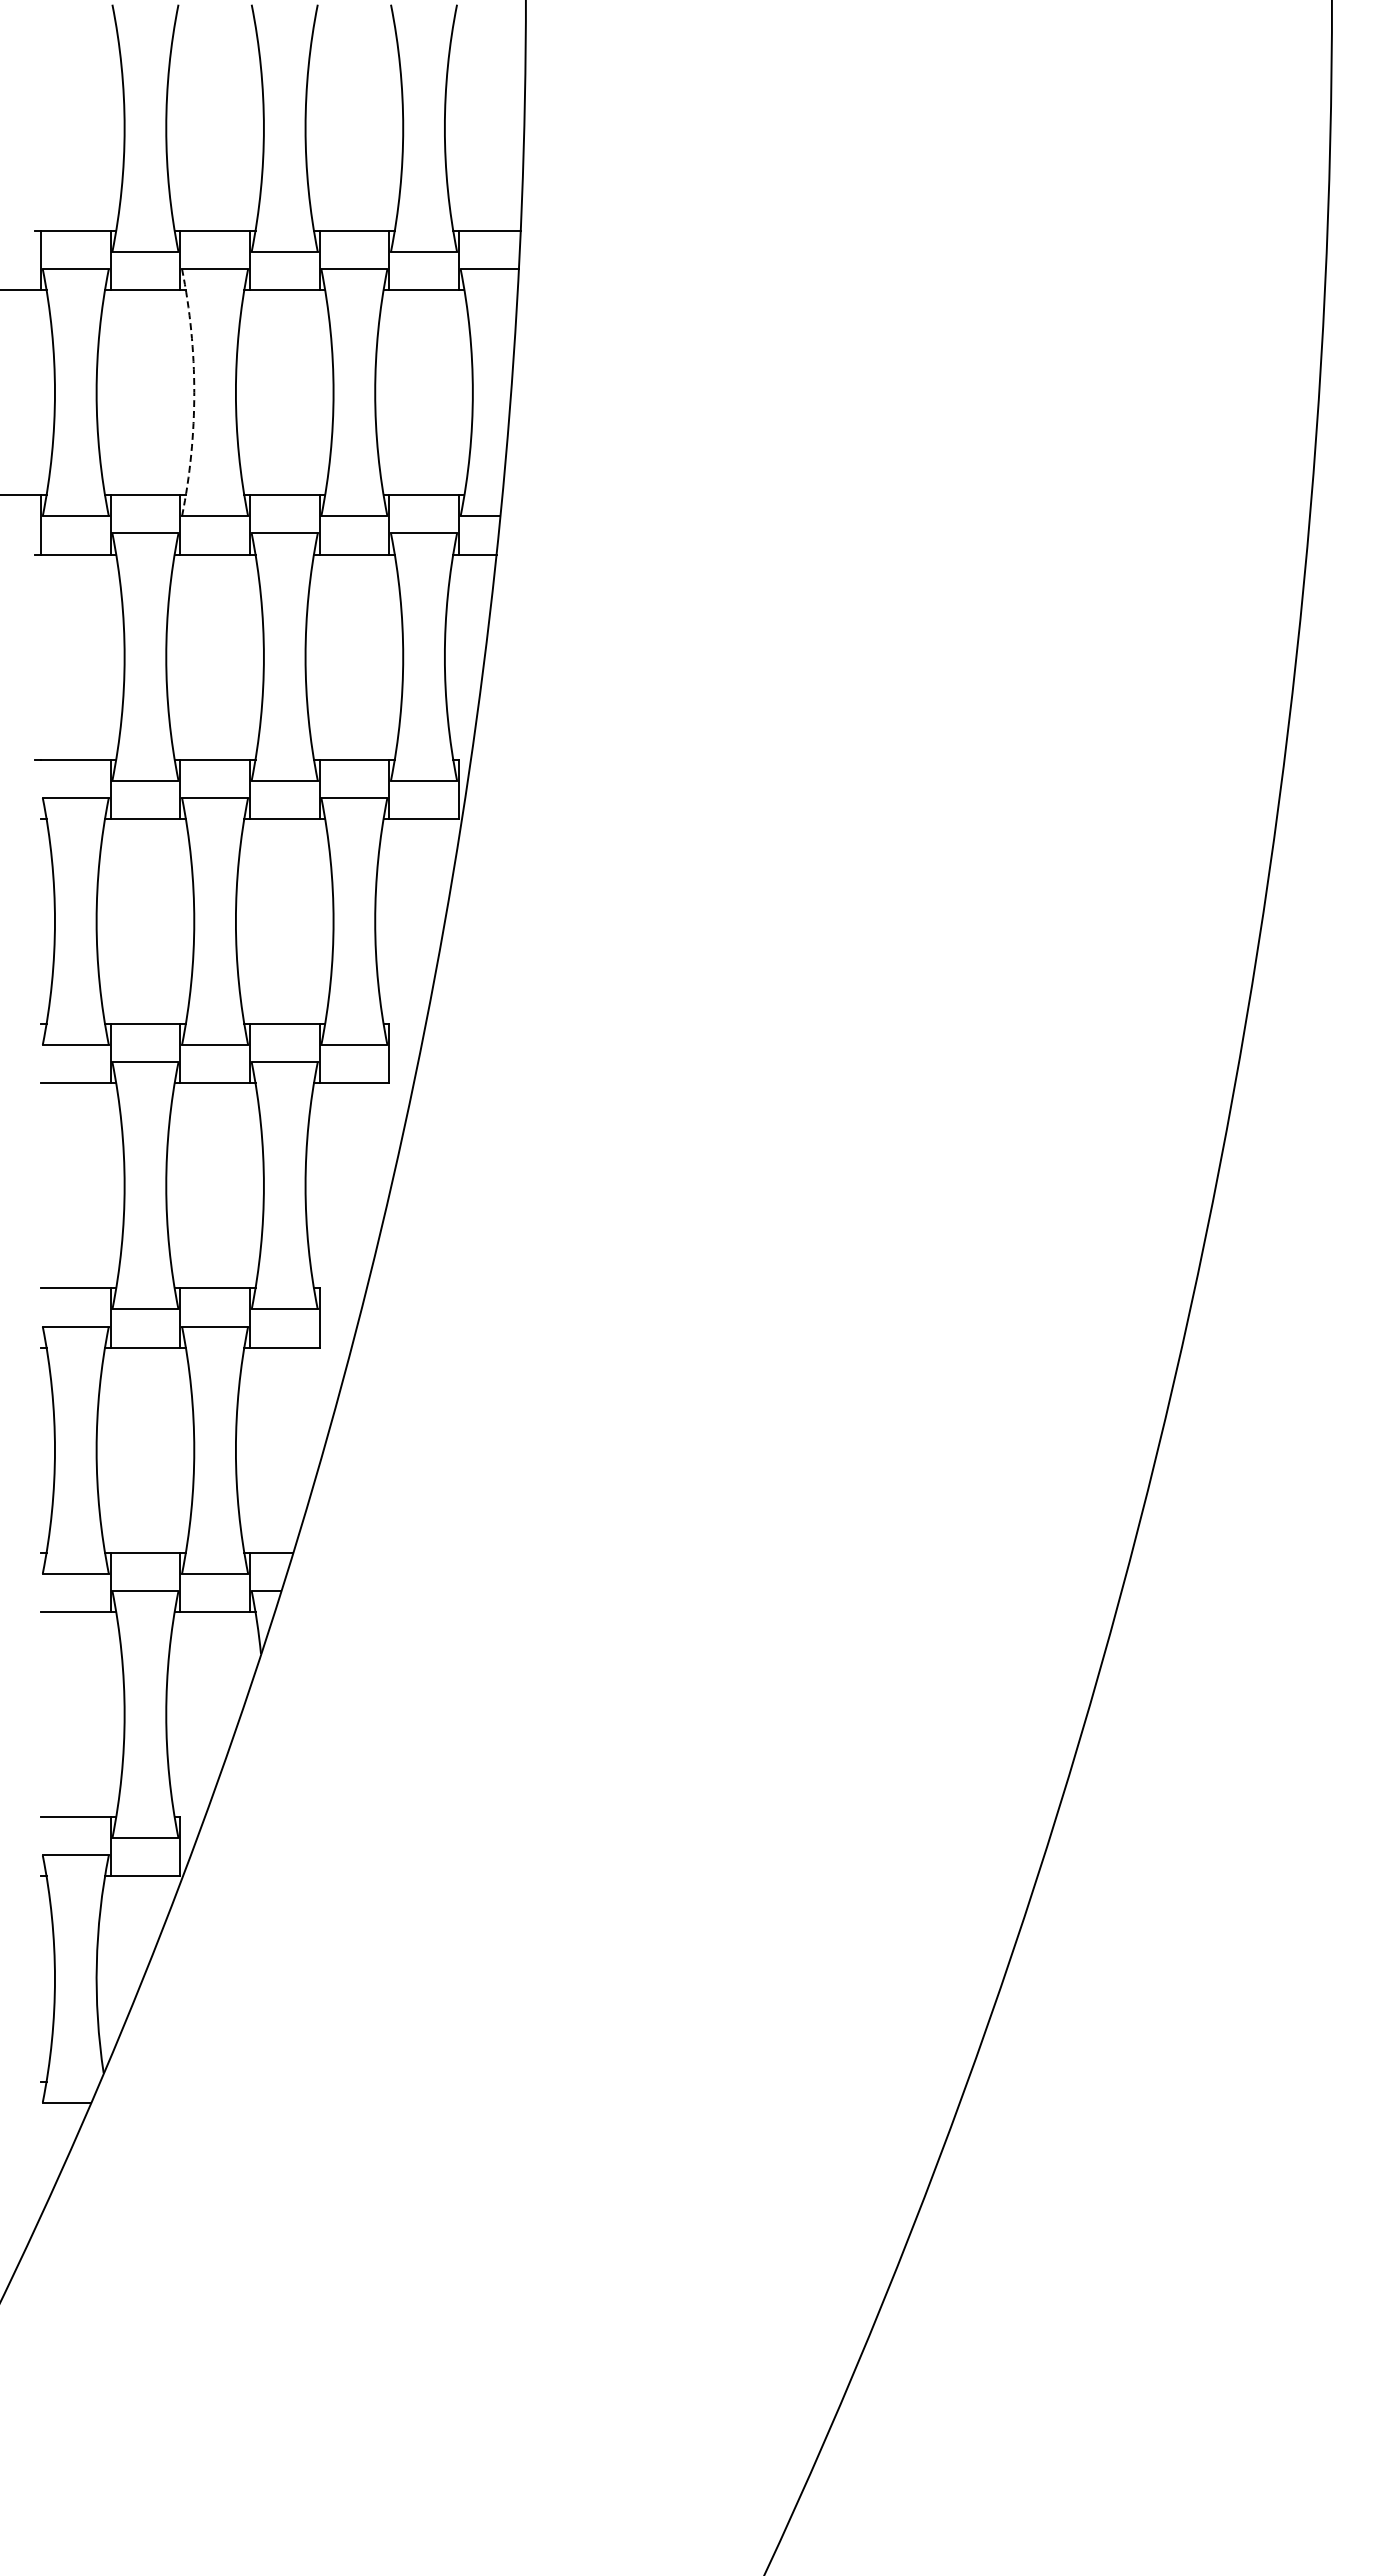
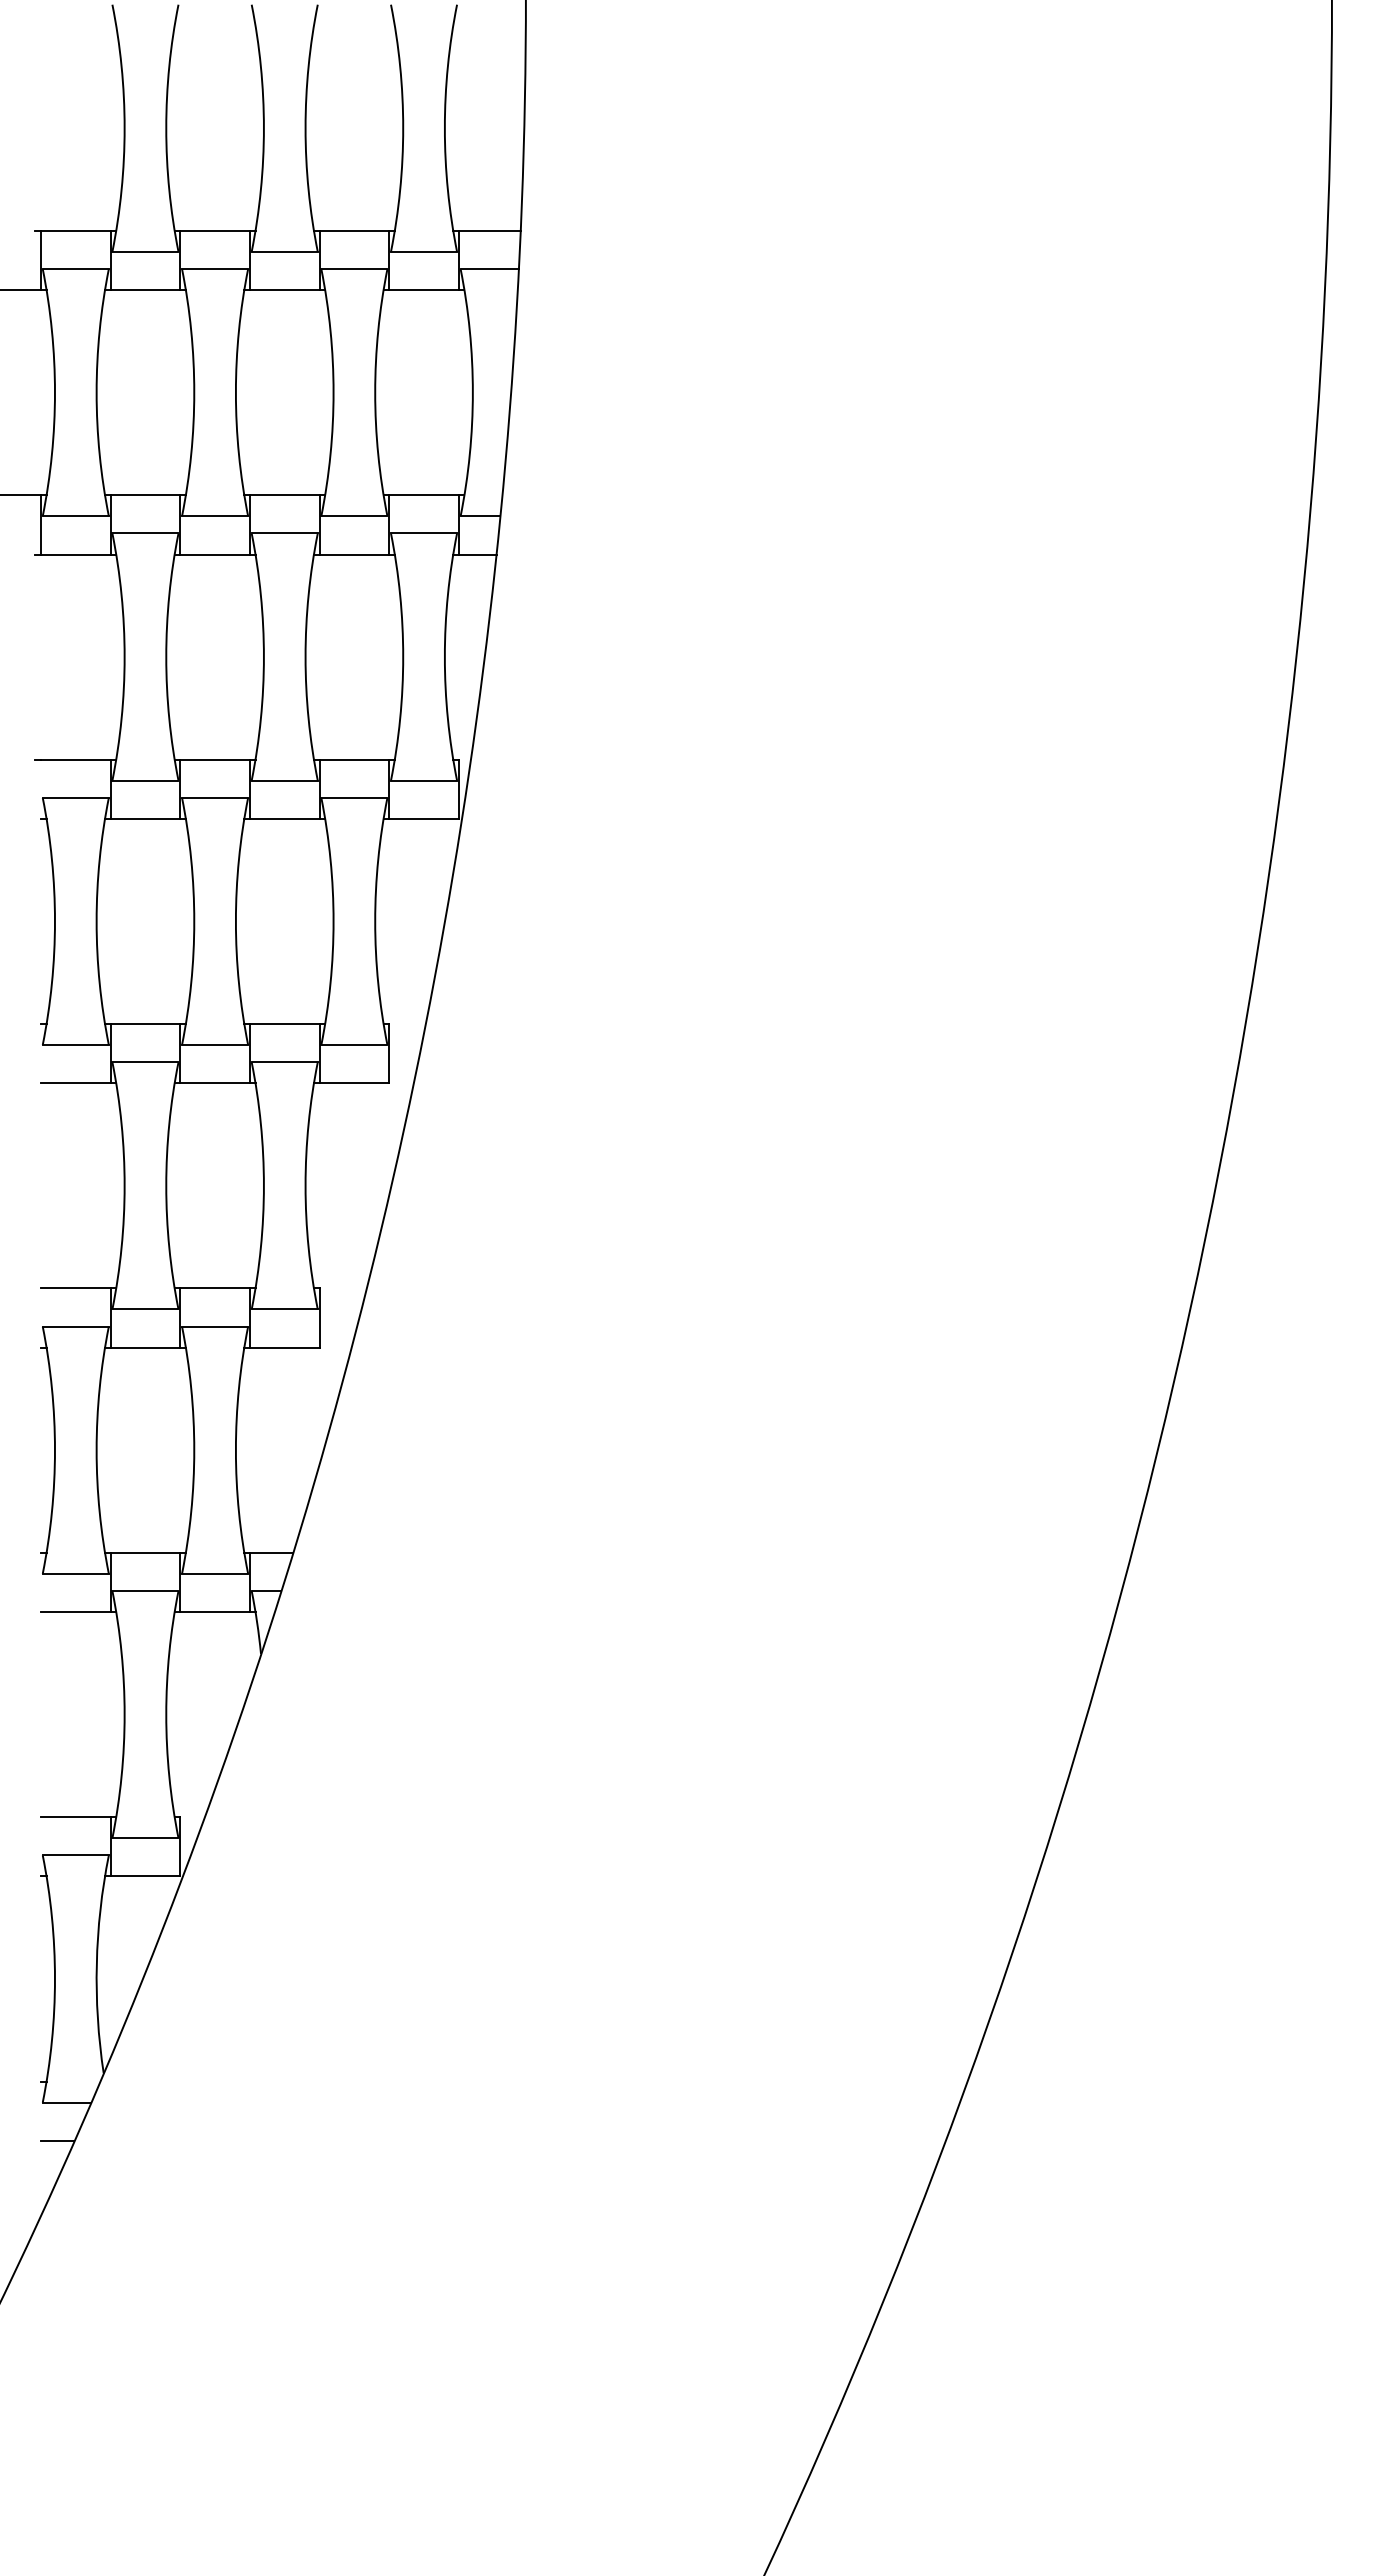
arc: dashed -> solid (194, 392)
line: none -> present (57, 2140)
